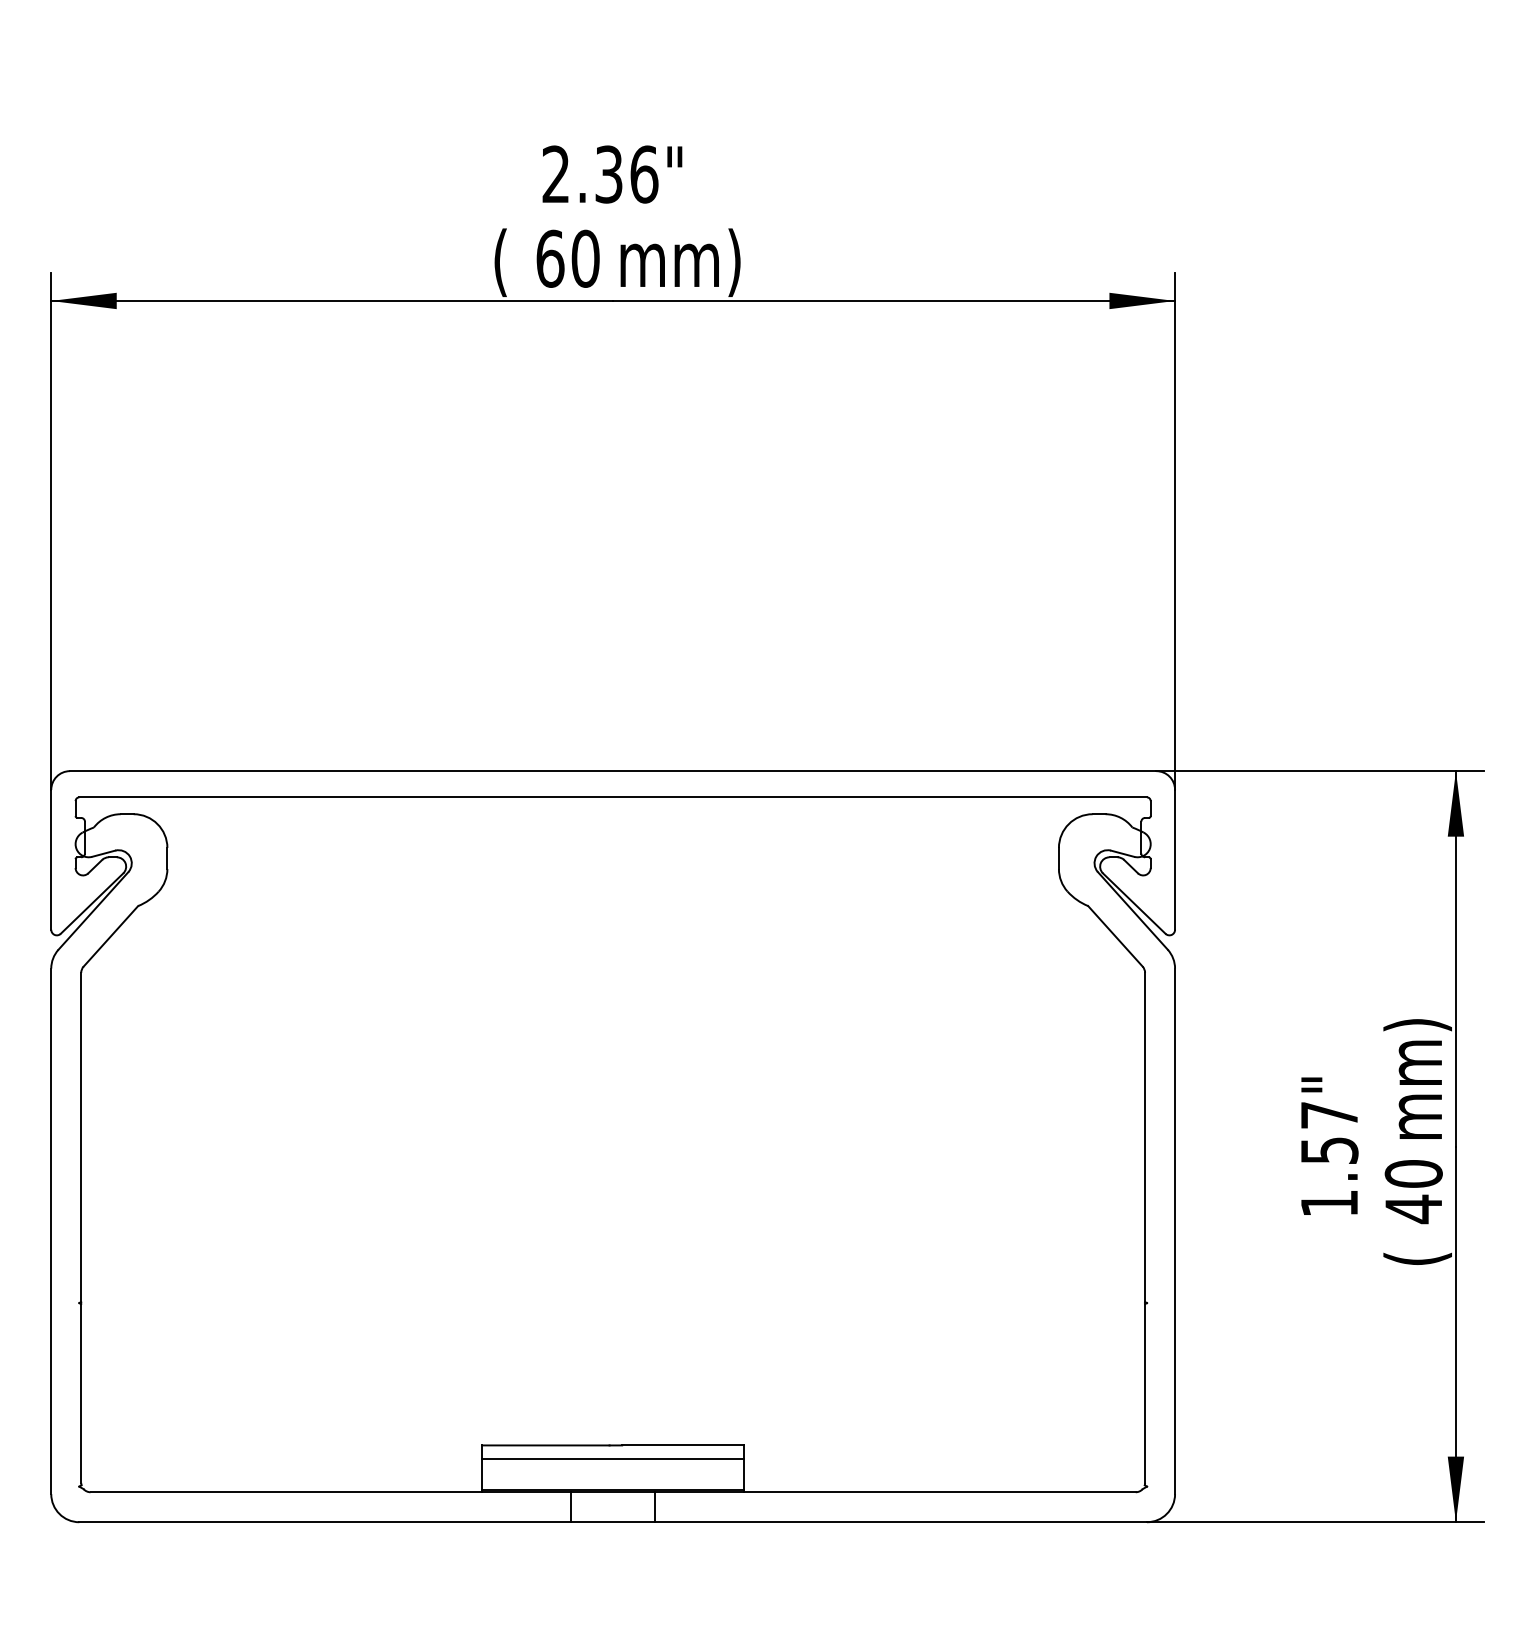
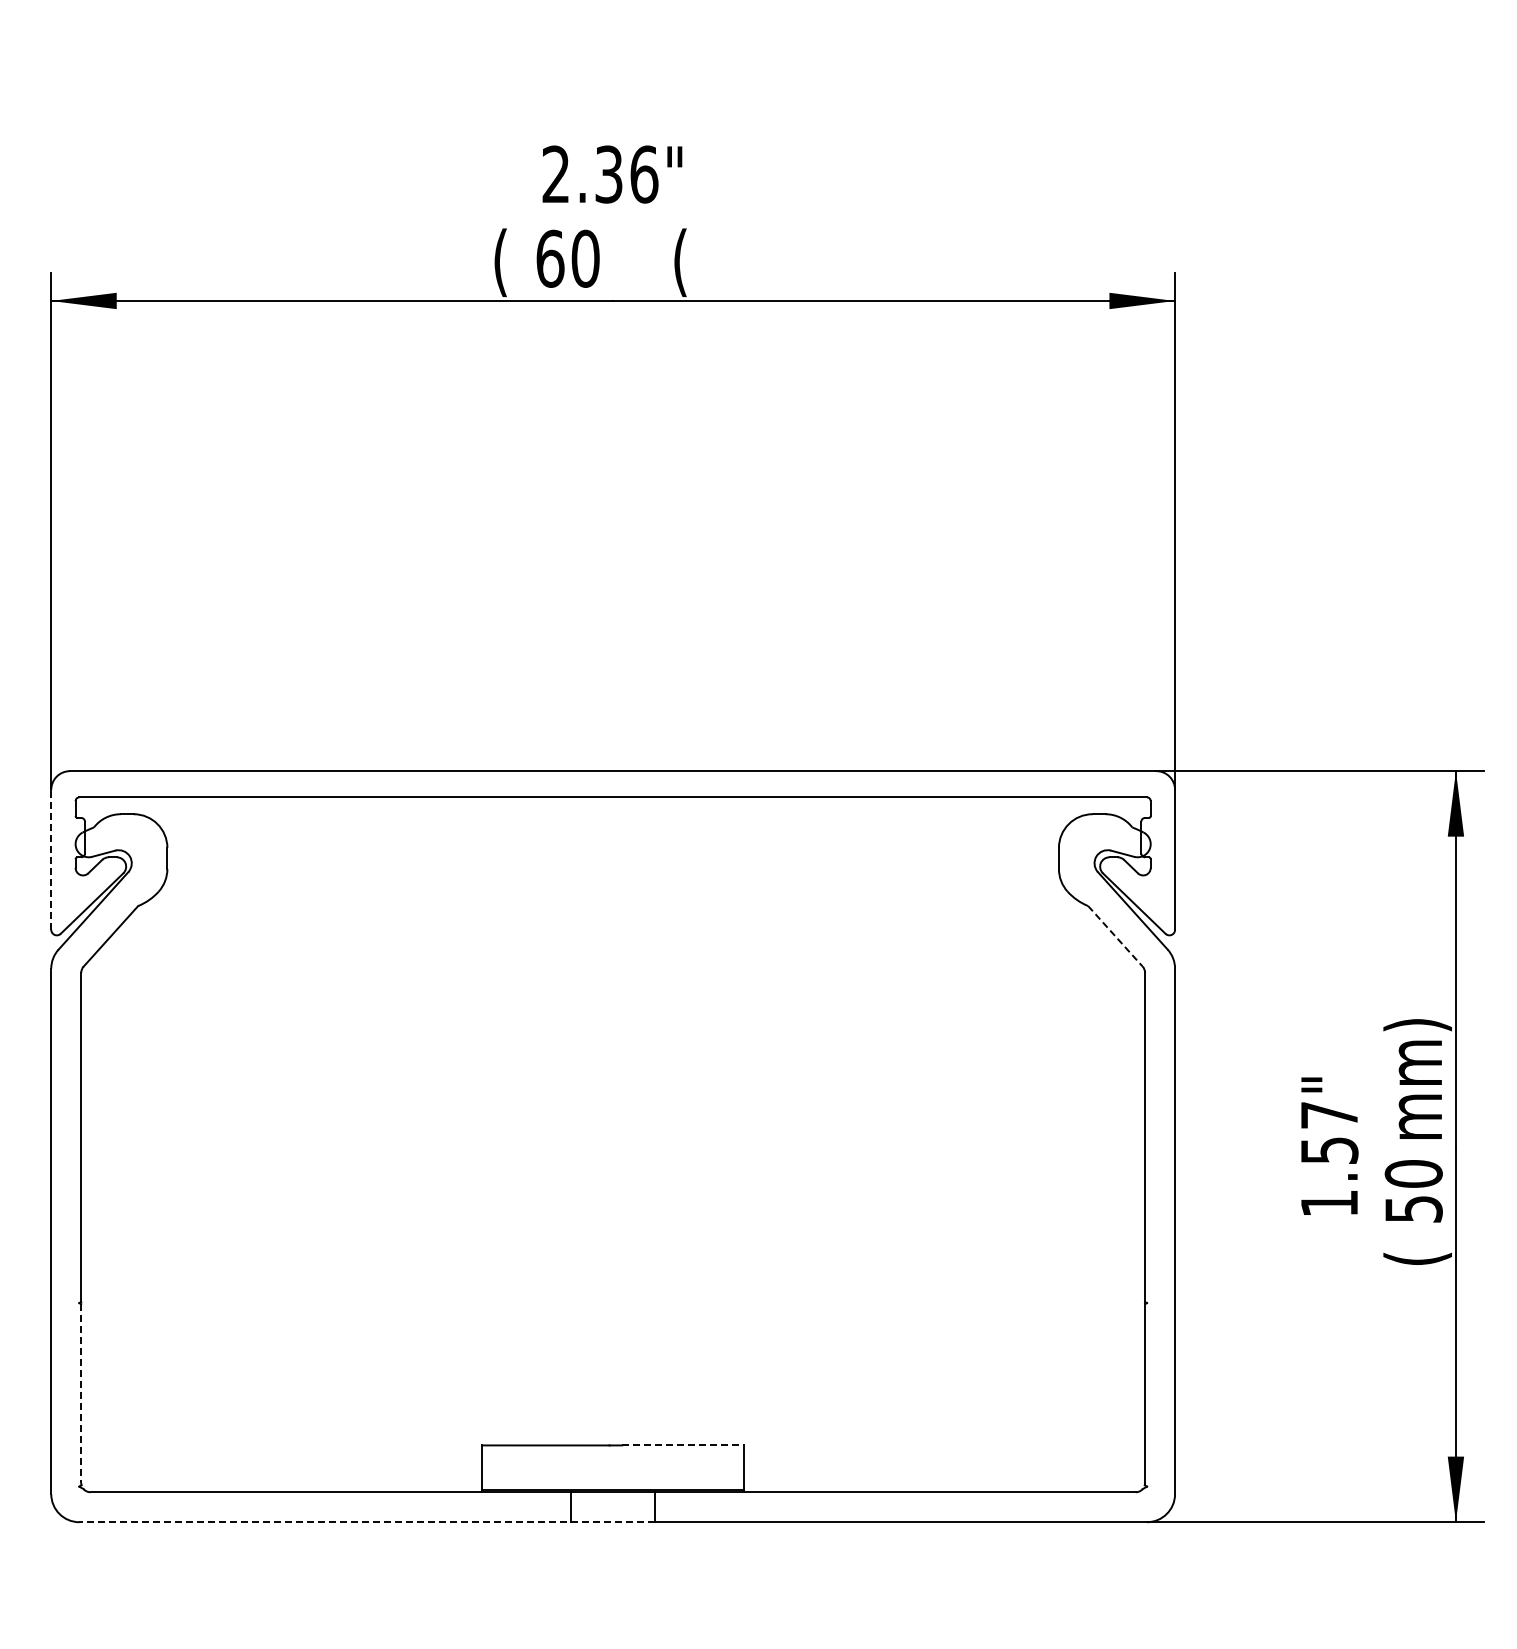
text: mm) -> ( (680, 262)
line: solid -> dashed (51, 859)
line: solid -> dashed (1115, 936)
text: 40 -> 50 (1413, 1209)
line: solid -> dashed (81, 1394)
line: solid -> dashed (683, 1445)
line: present -> none (613, 1459)
line: solid -> dashed (367, 1522)
